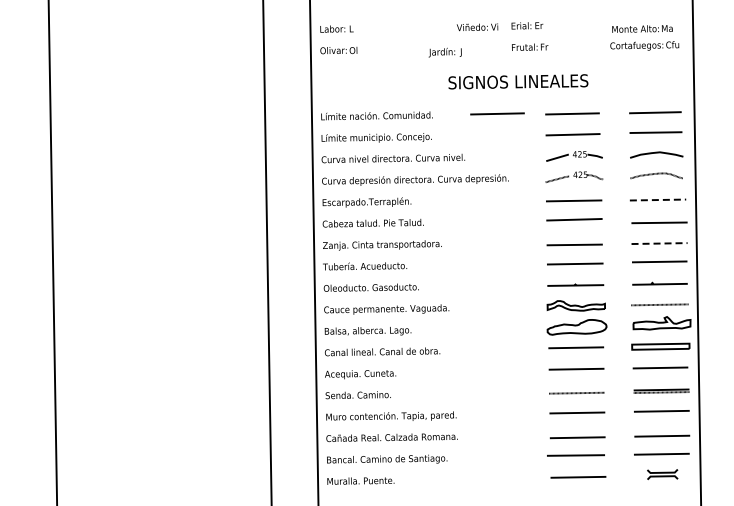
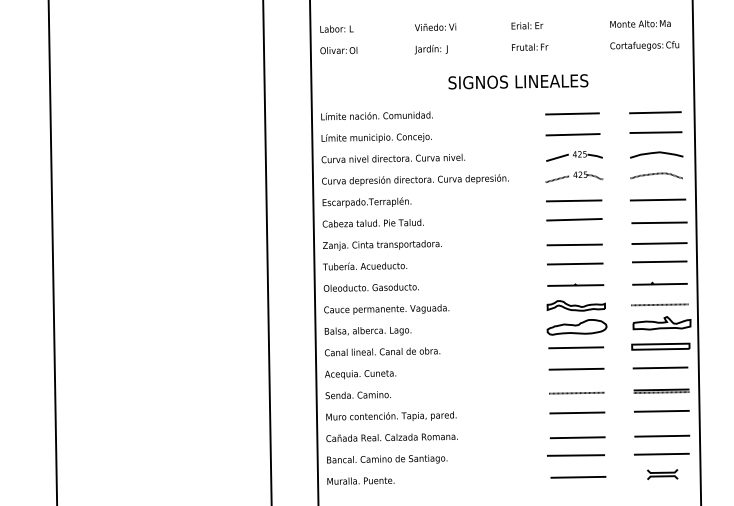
text position: (477, 27) -> (435, 27) (435, 27)
text position: (642, 28) -> (640, 23) (640, 23)
text position: (444, 52) -> (430, 49) (430, 49)
line: present -> none (497, 113)
line: dashed -> solid (658, 200)
line: dashed -> solid (660, 243)
